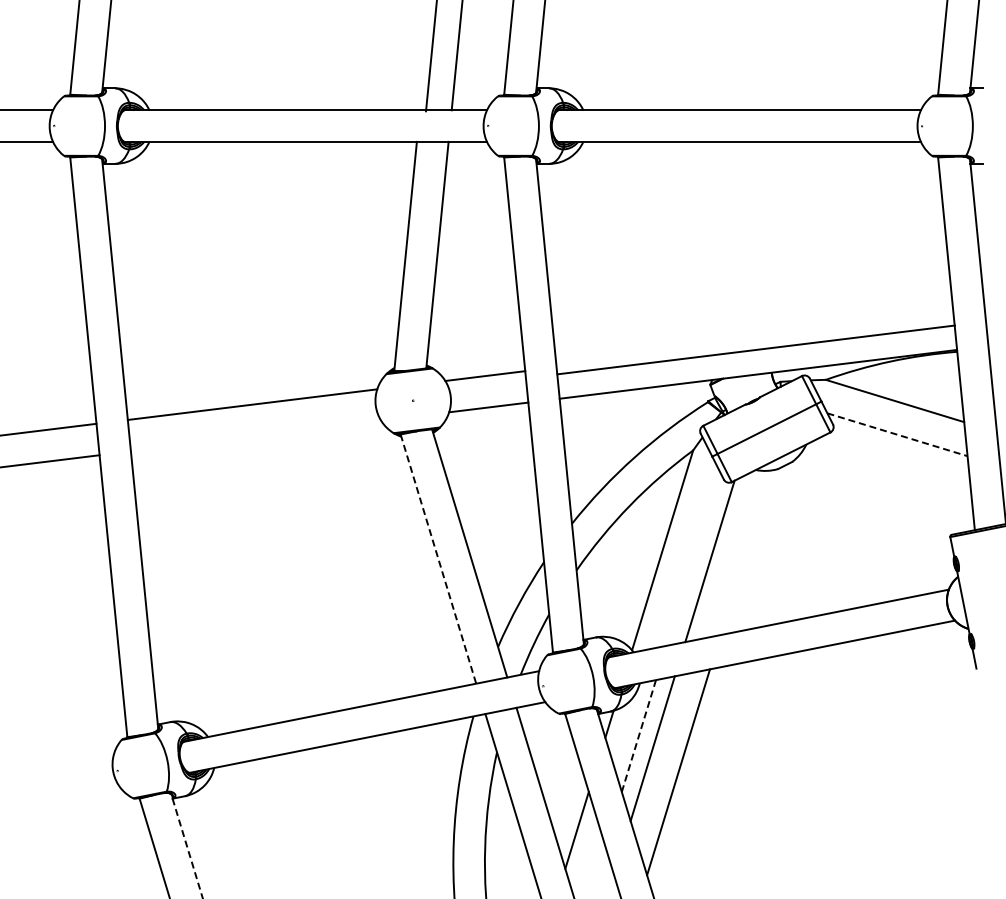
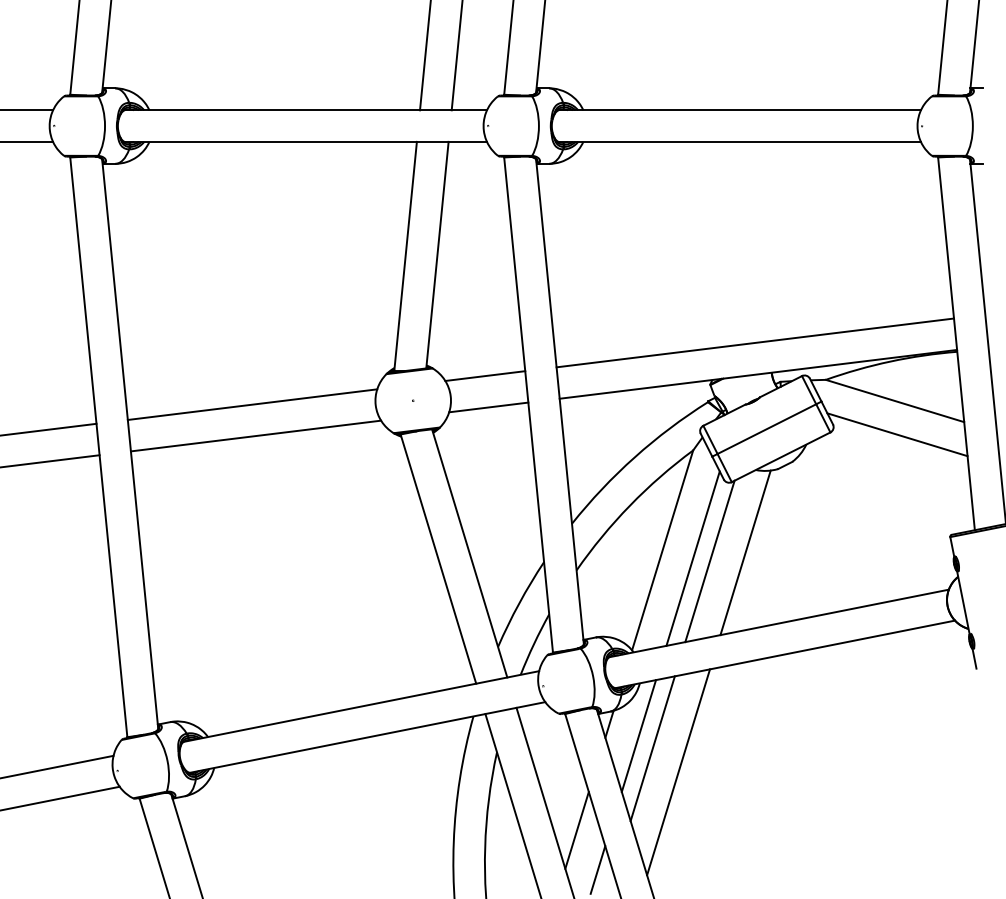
line position: (431, 56) -> (425, 56) (425, 56)
line position: (756, 349) -> (755, 342) (755, 342)
line: dashed -> solid (897, 434)
line: none -> present (255, 435)
line: none -> present (745, 552)
line: none -> present (692, 558)
line: dashed -> solid (438, 559)
line: dashed -> solid (639, 735)
line: none -> present (57, 766)
line: none -> present (60, 798)
line: dashed -> solid (186, 846)
line: none -> present (597, 869)
